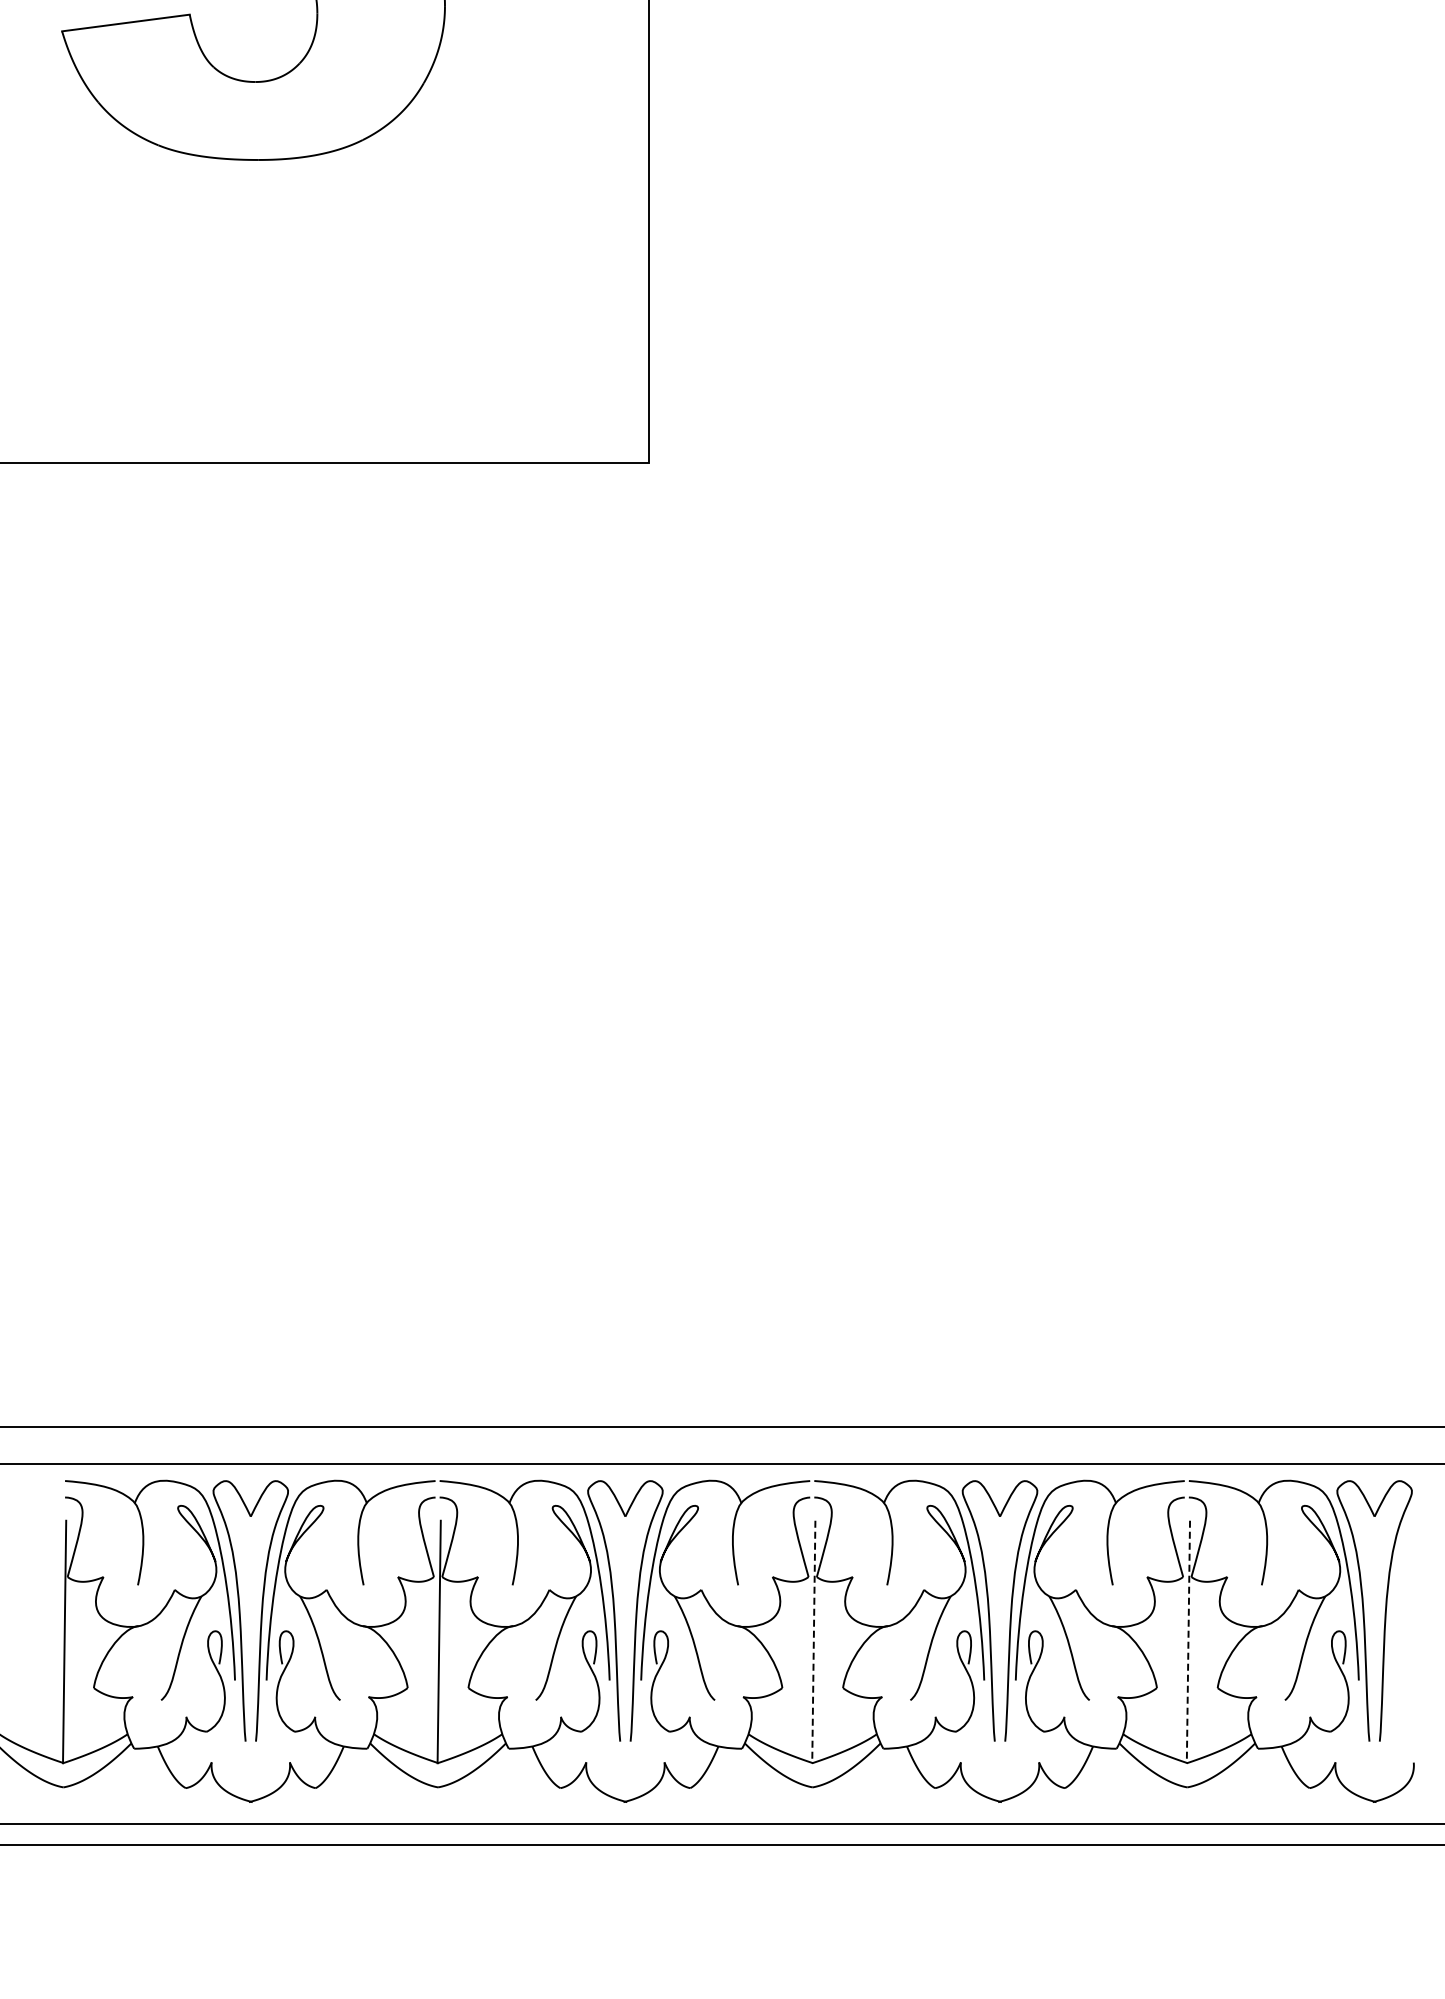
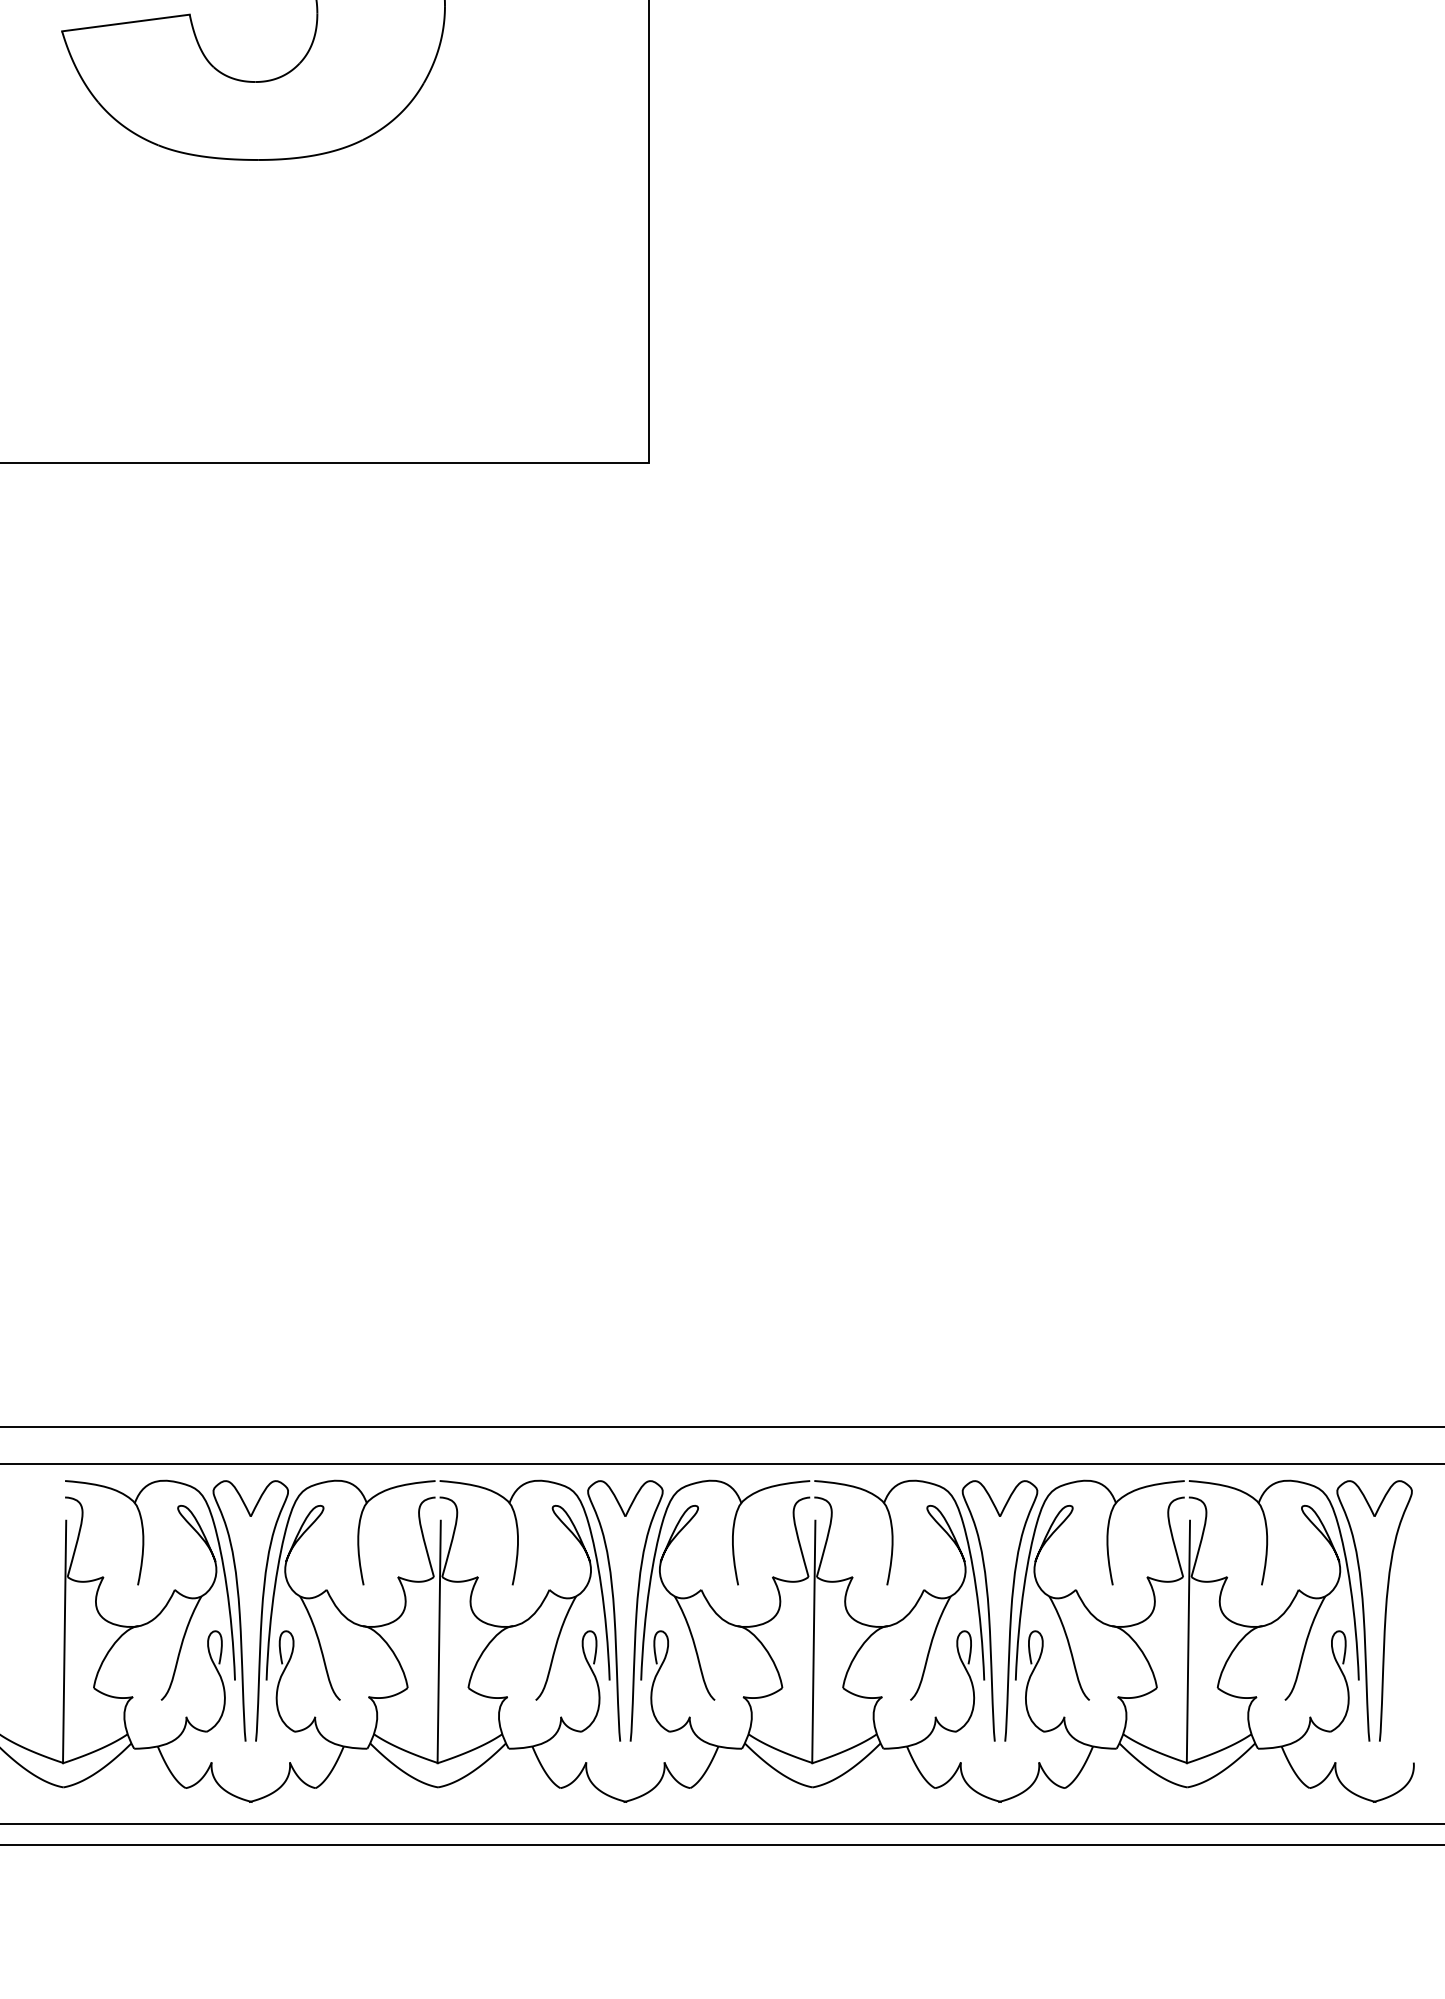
line: dashed -> solid (813, 1642)
line: dashed -> solid (1188, 1642)
